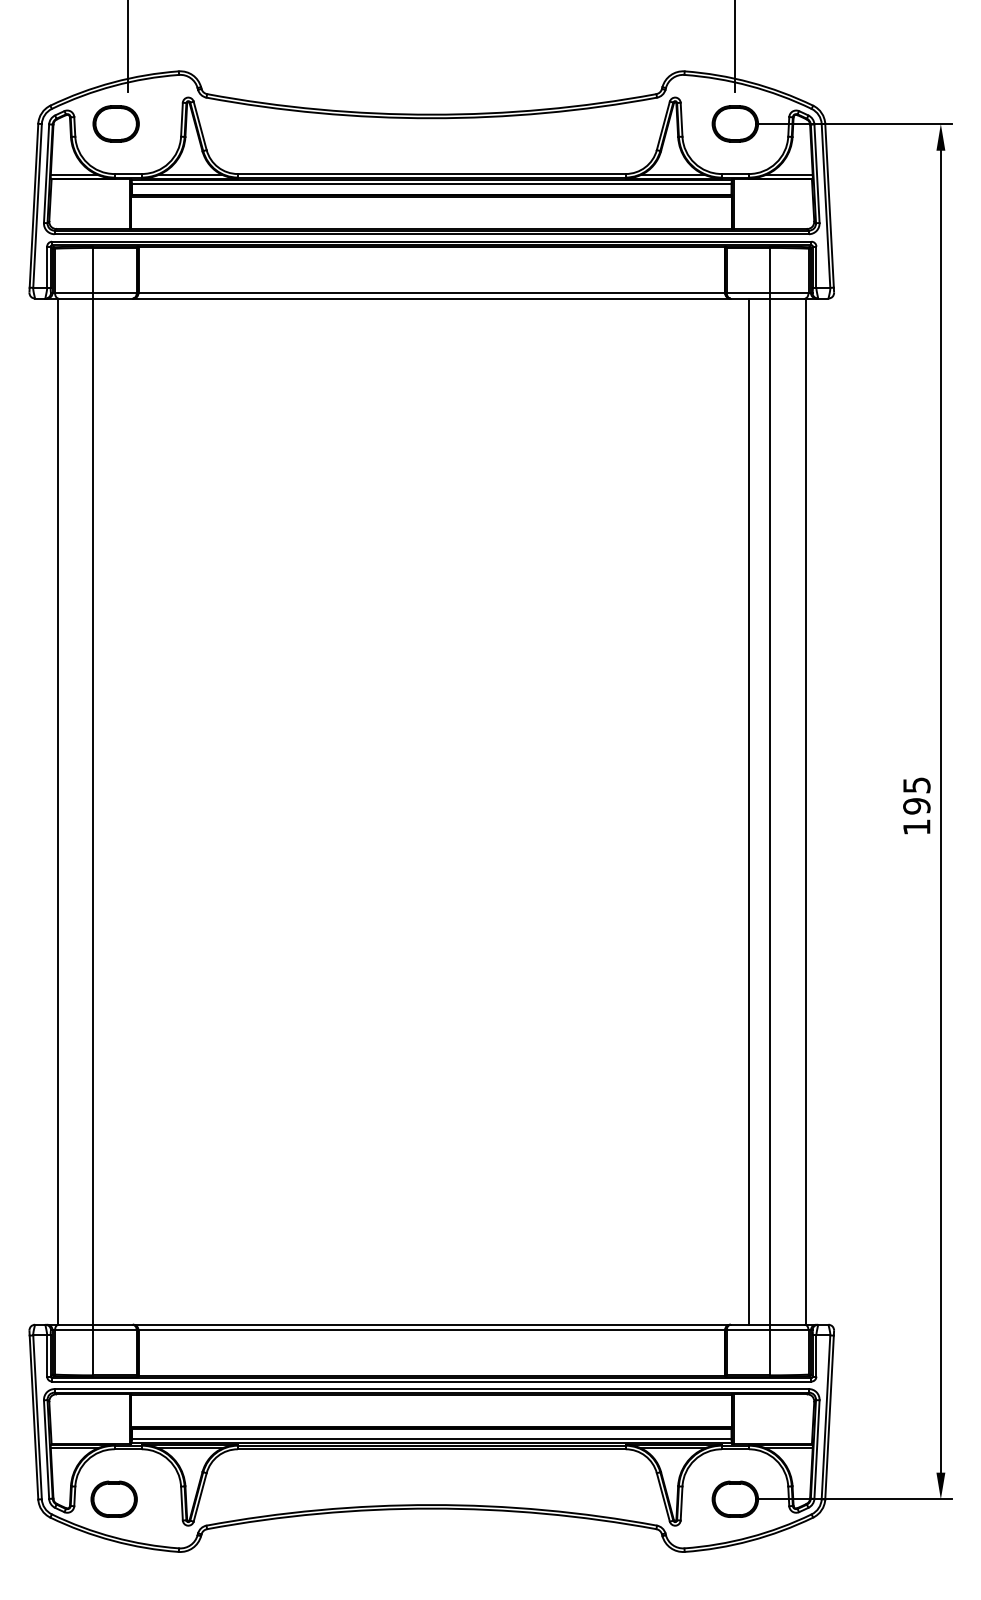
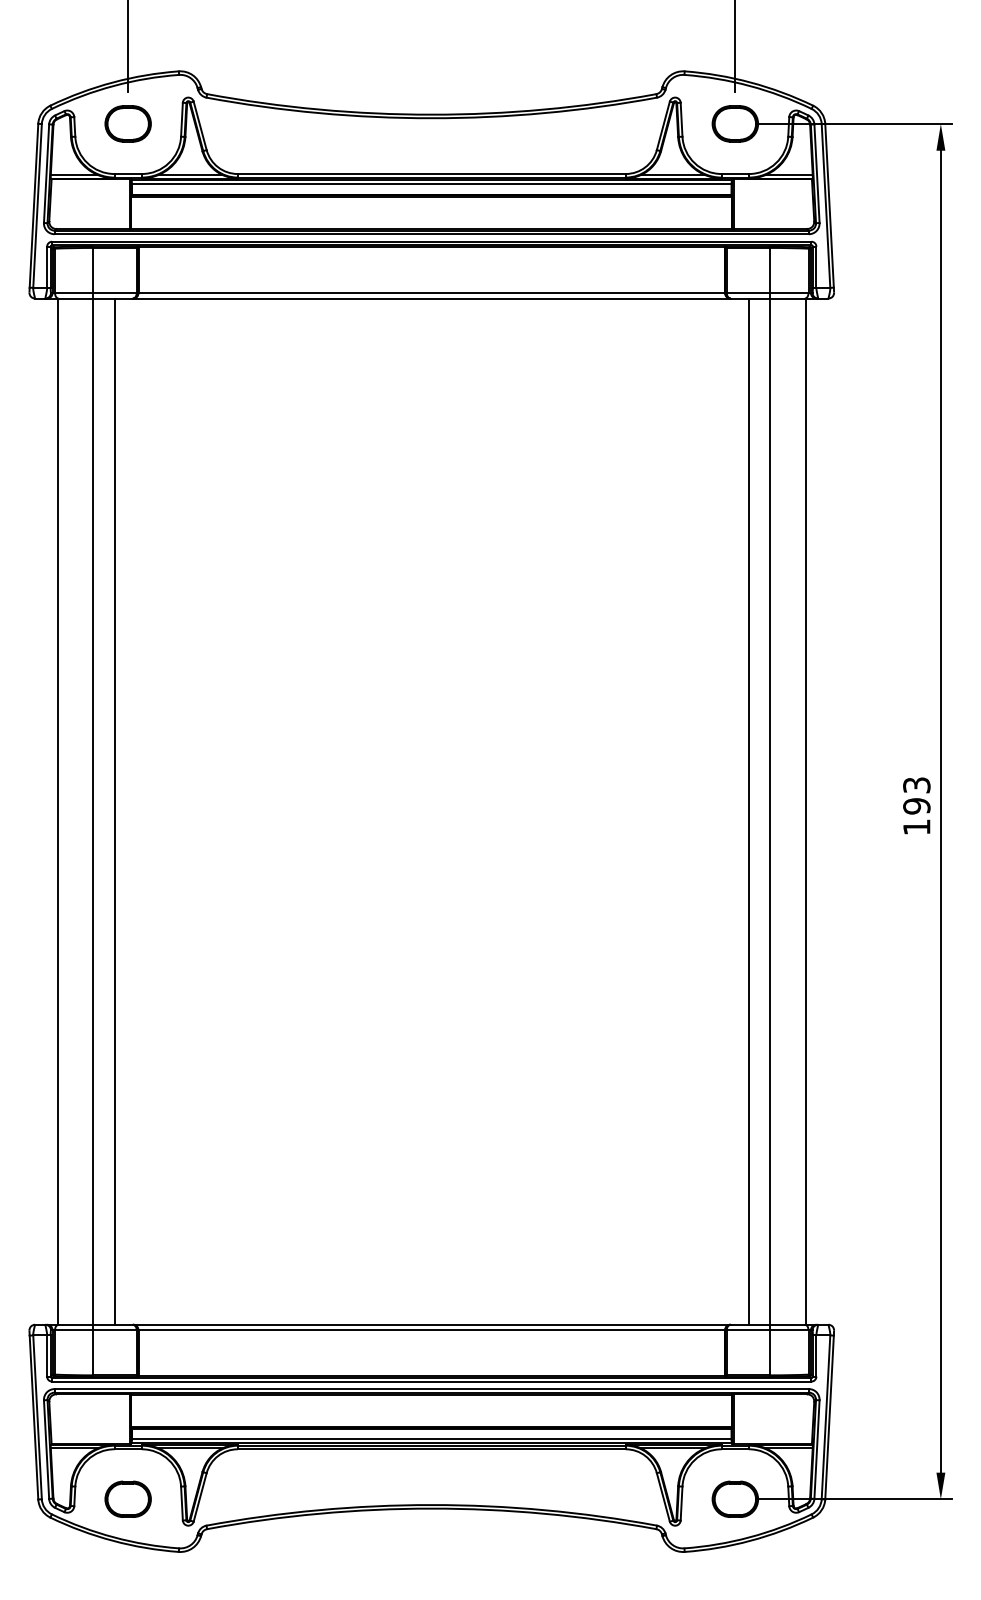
part position: (115, 123) -> (127, 123) (127, 123)
text: 195 -> 193 (916, 784)
line: none -> present (114, 811)
part position: (113, 1498) -> (127, 1498) (127, 1498)
